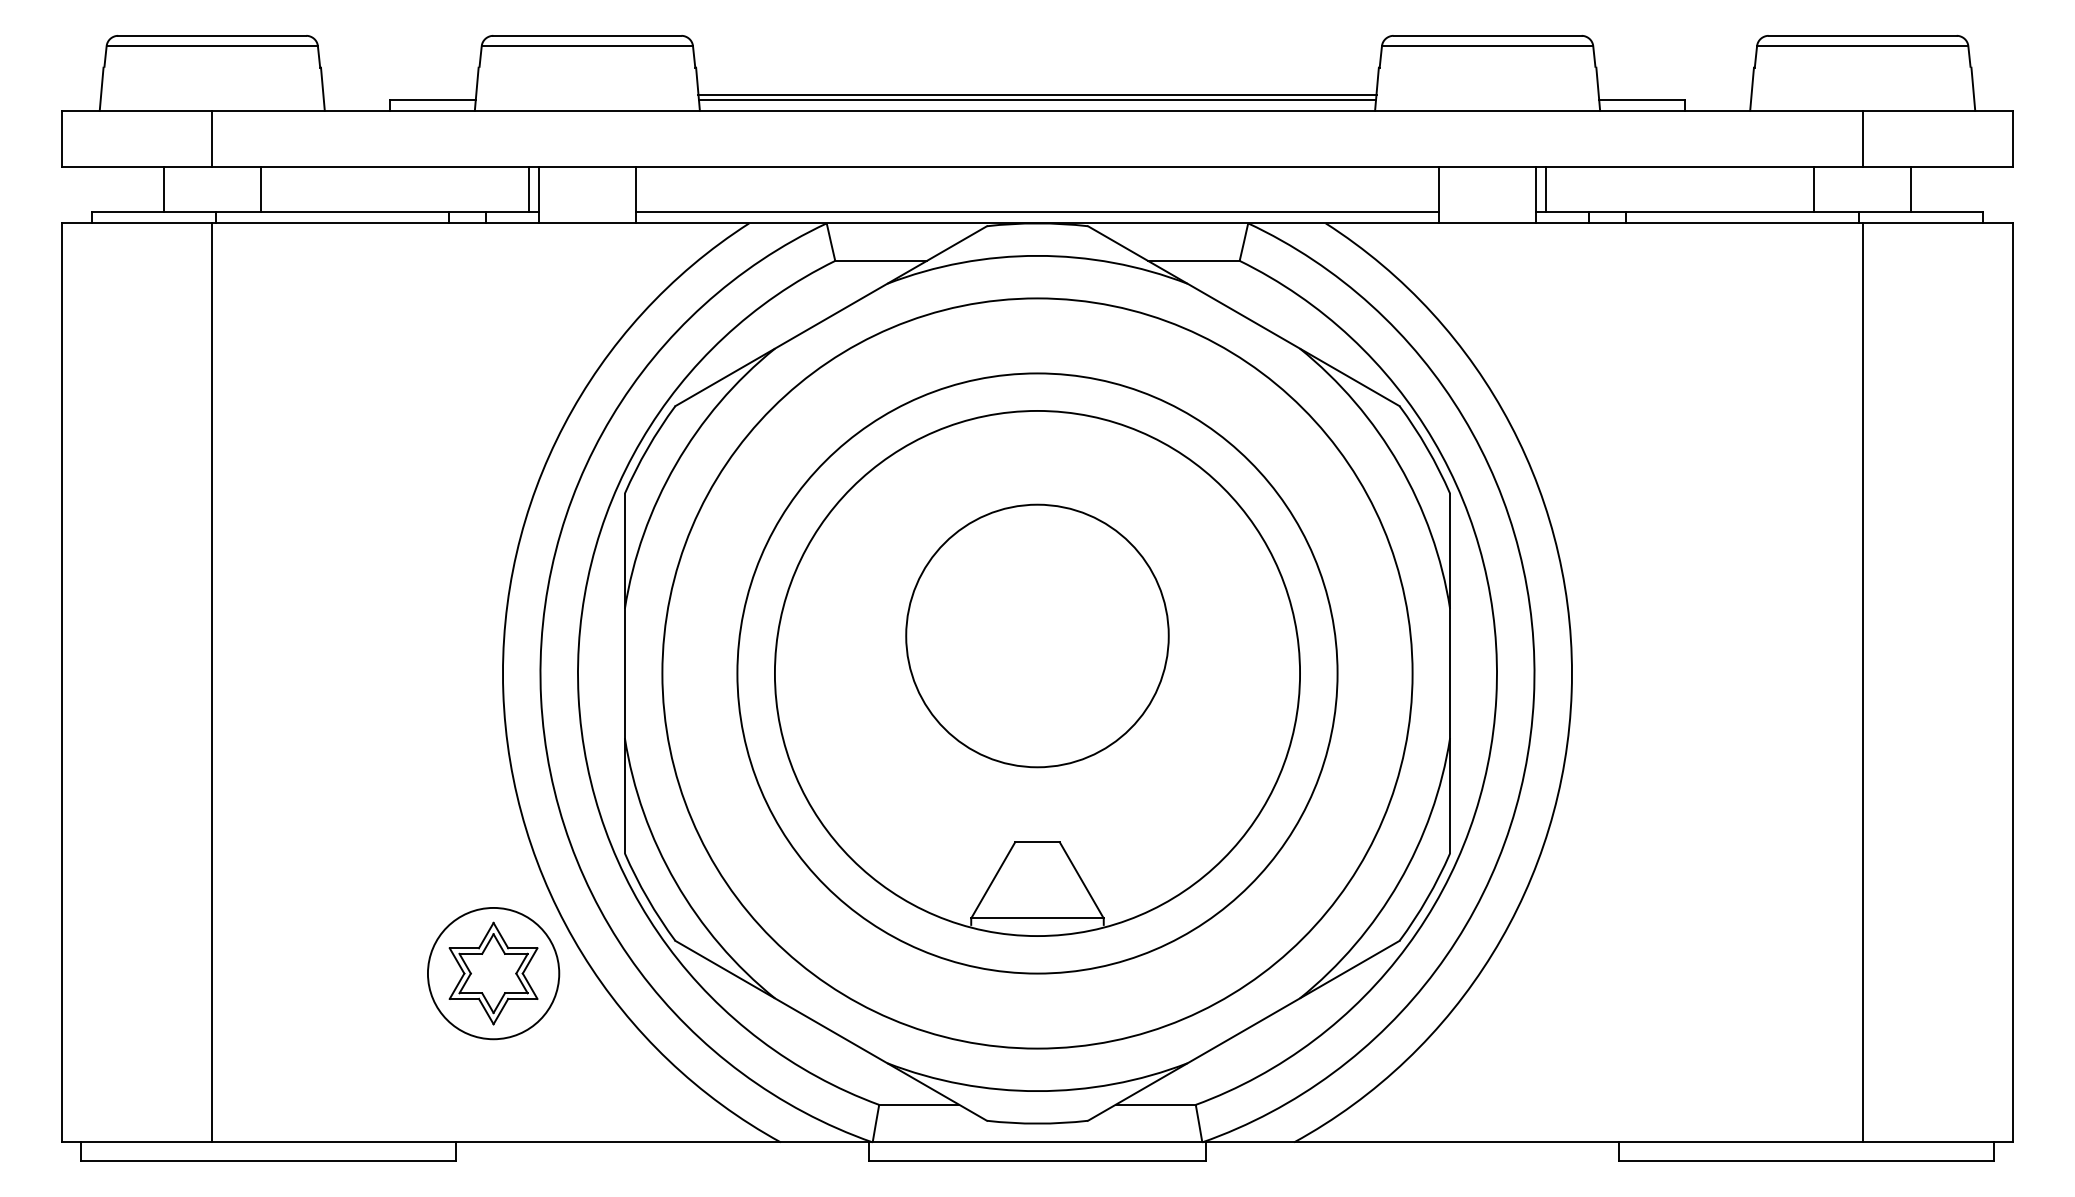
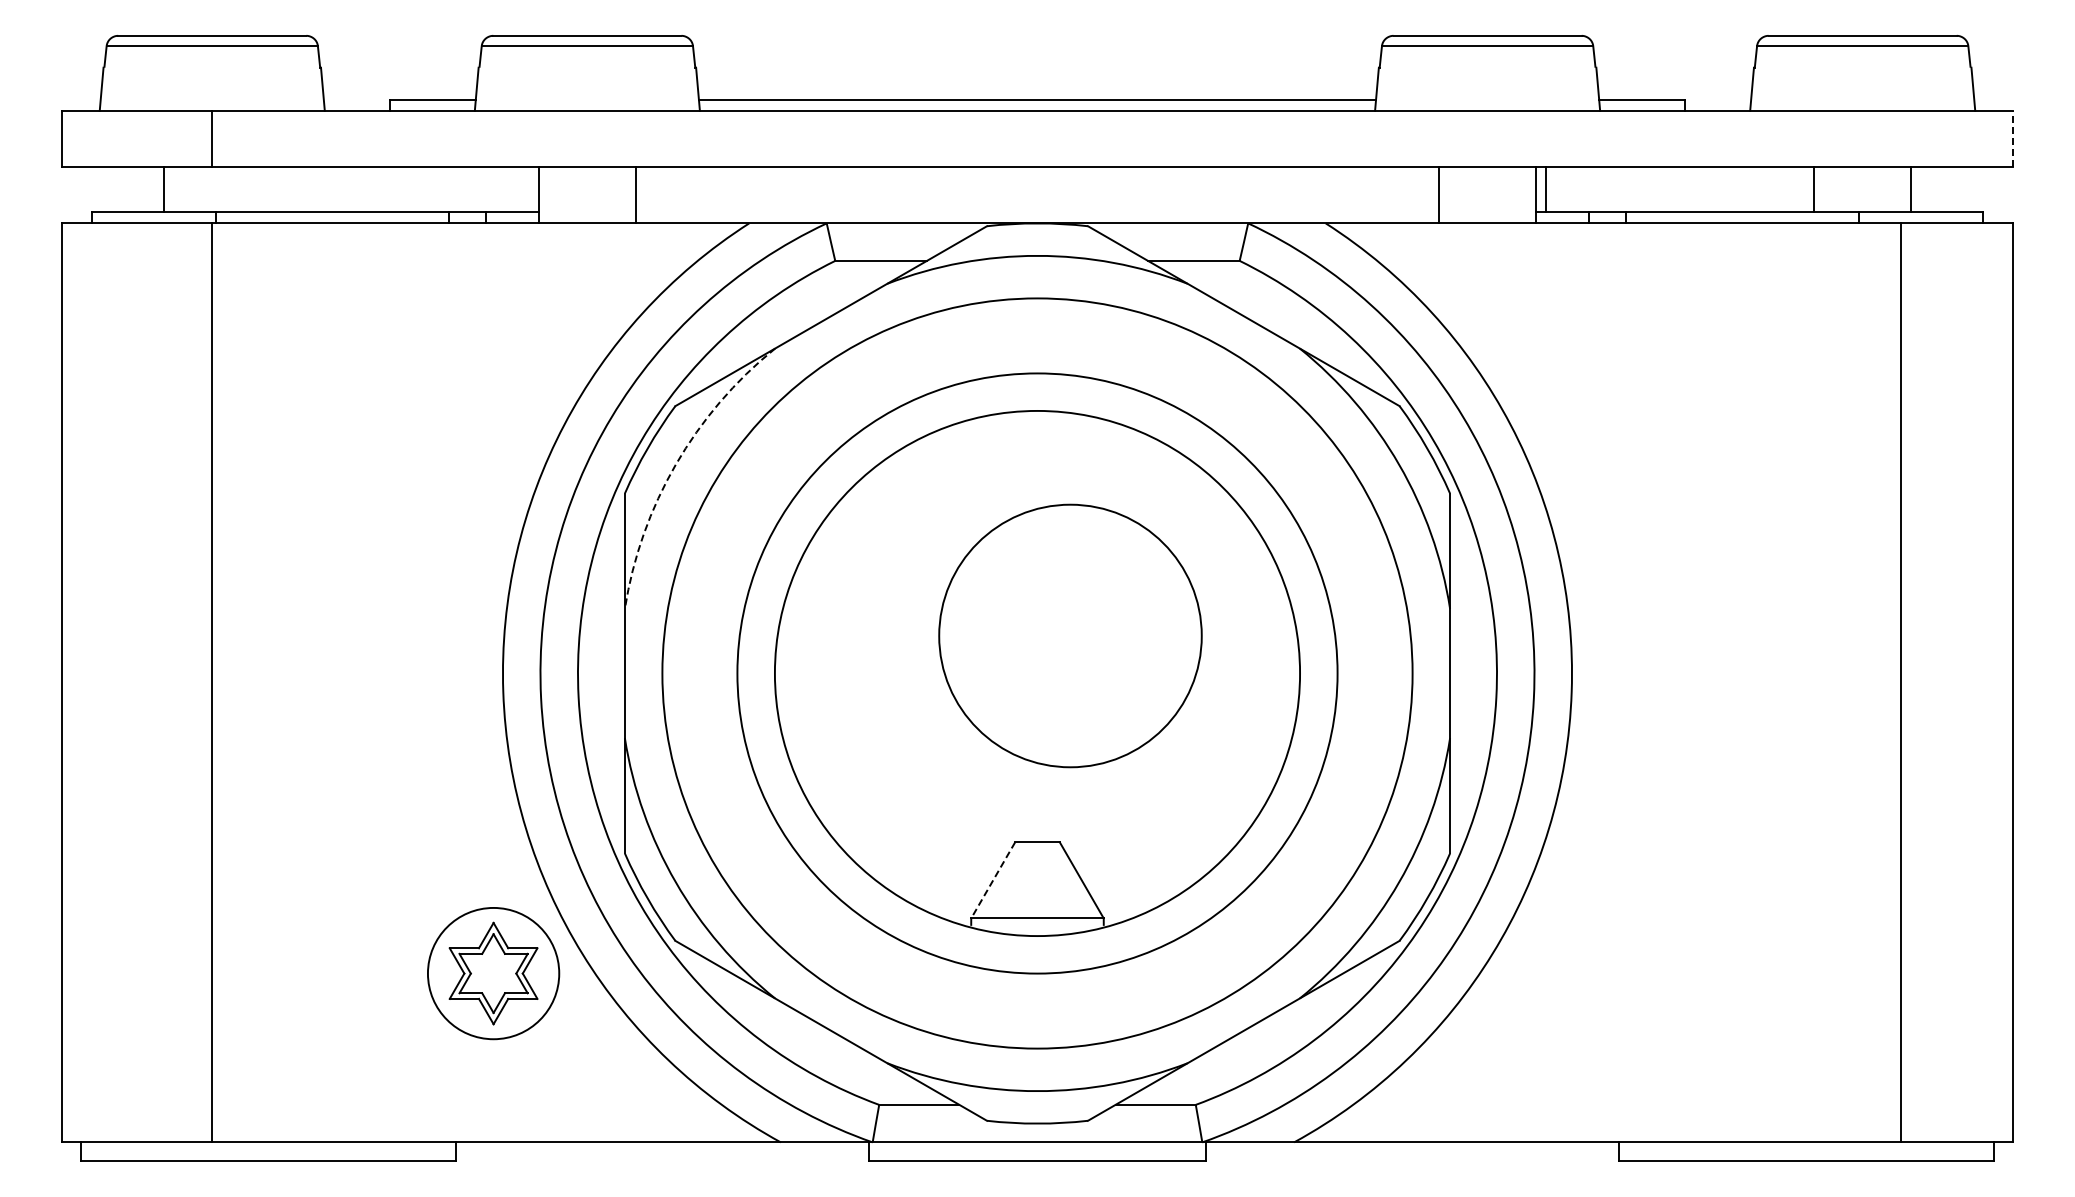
line: present -> none (1037, 94)
line: present -> none (1862, 138)
line: solid -> dashed (2012, 138)
line: present -> none (261, 189)
line: present -> none (528, 189)
line: present -> none (1037, 212)
arc: solid -> dashed (675, 464)
circle position: (1037, 635) -> (1070, 635) (1070, 635)
line position: (1862, 682) -> (1900, 682) (1900, 682)
line: solid -> dashed (993, 880)
